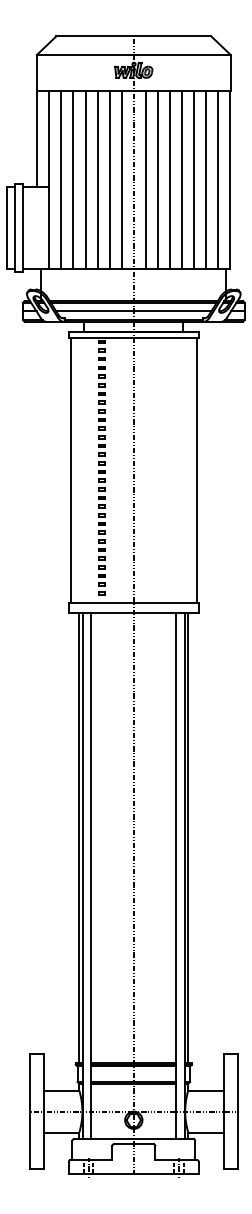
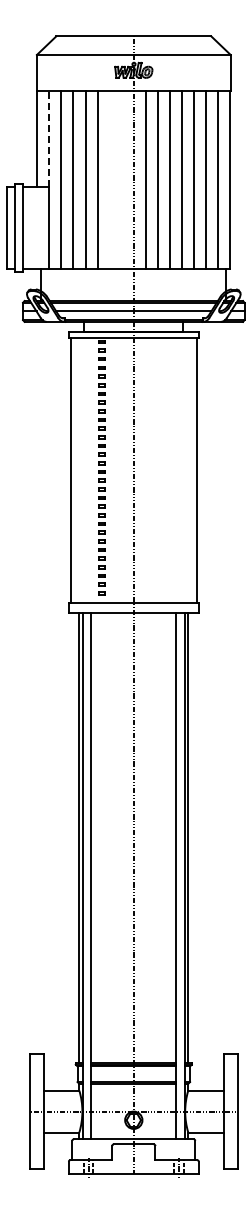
line: solid -> dashed (49, 138)
line: present -> none (109, 179)
line: present -> none (121, 179)
